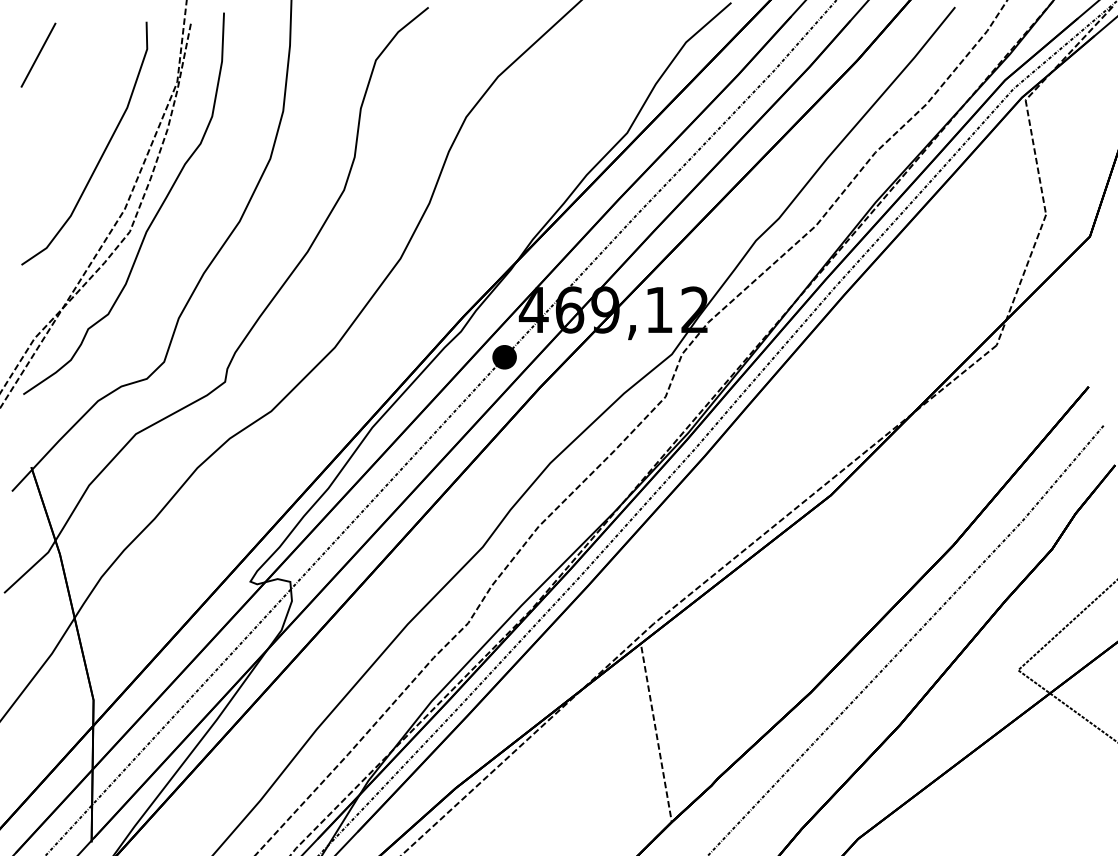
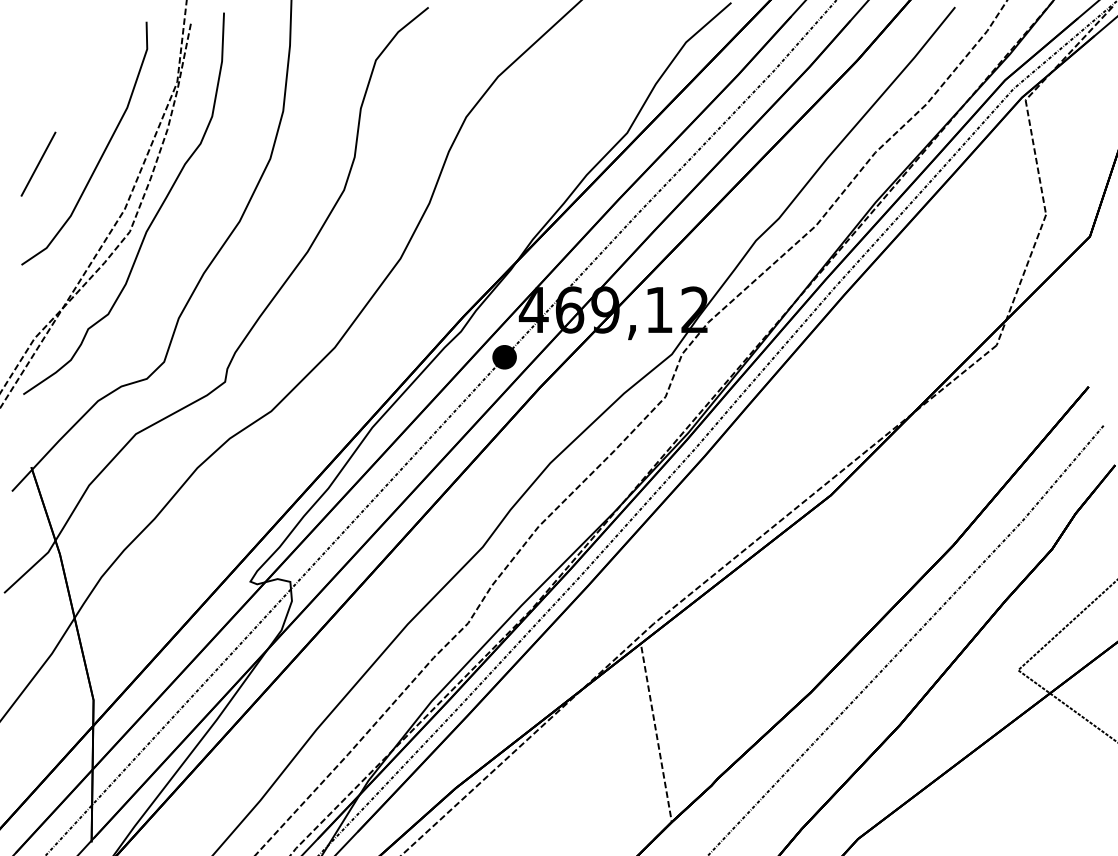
line position: (38, 54) -> (38, 163) (38, 163)
